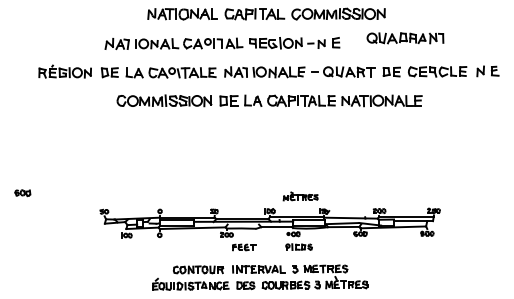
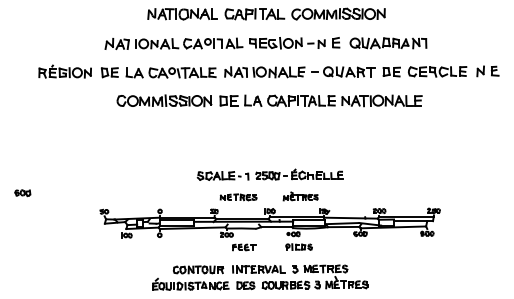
part position: (405, 38) -> (388, 43) (388, 43)
part: none -> present (269, 174)
part: none -> present (238, 197)
